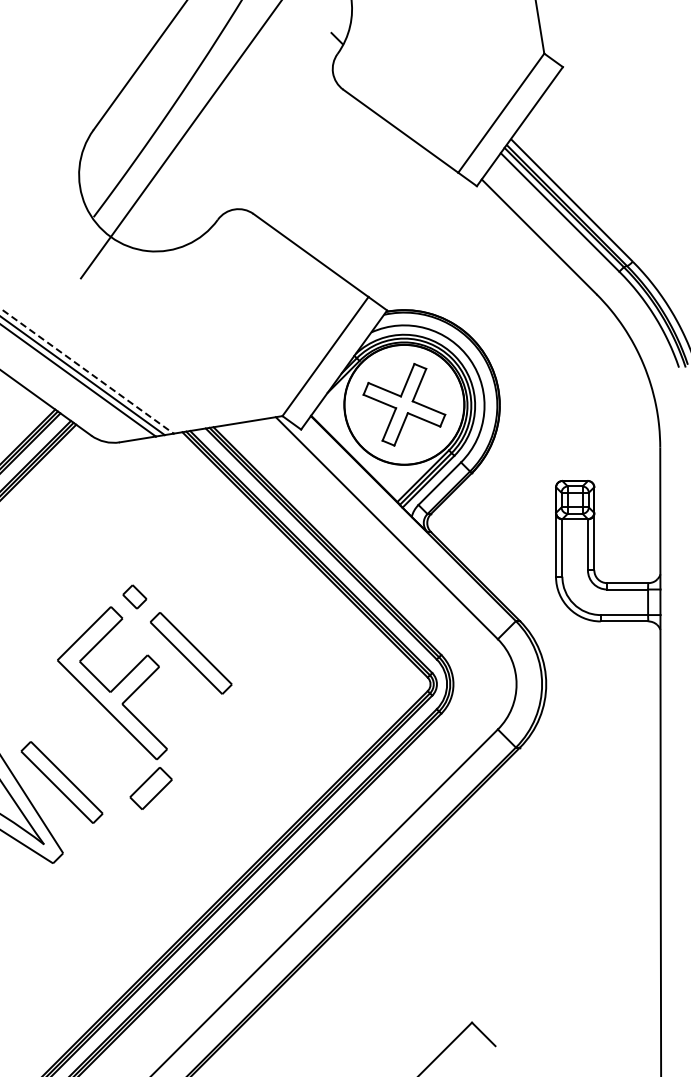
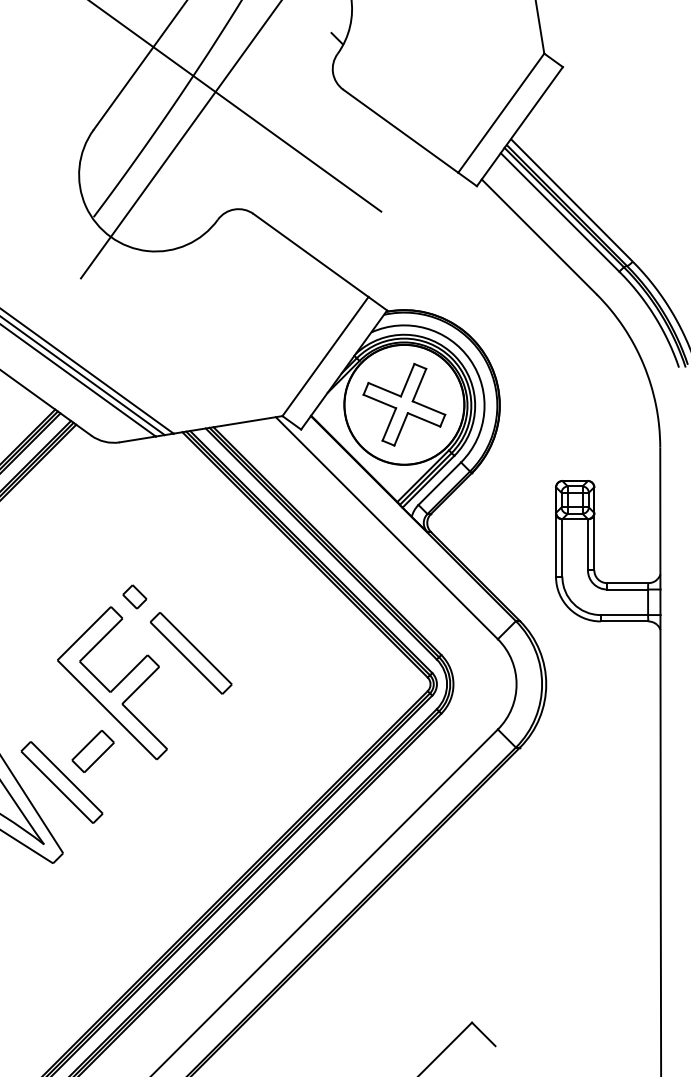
line: none -> present (236, 106)
line: dashed -> solid (86, 371)
part position: (150, 788) -> (92, 751) (92, 751)
